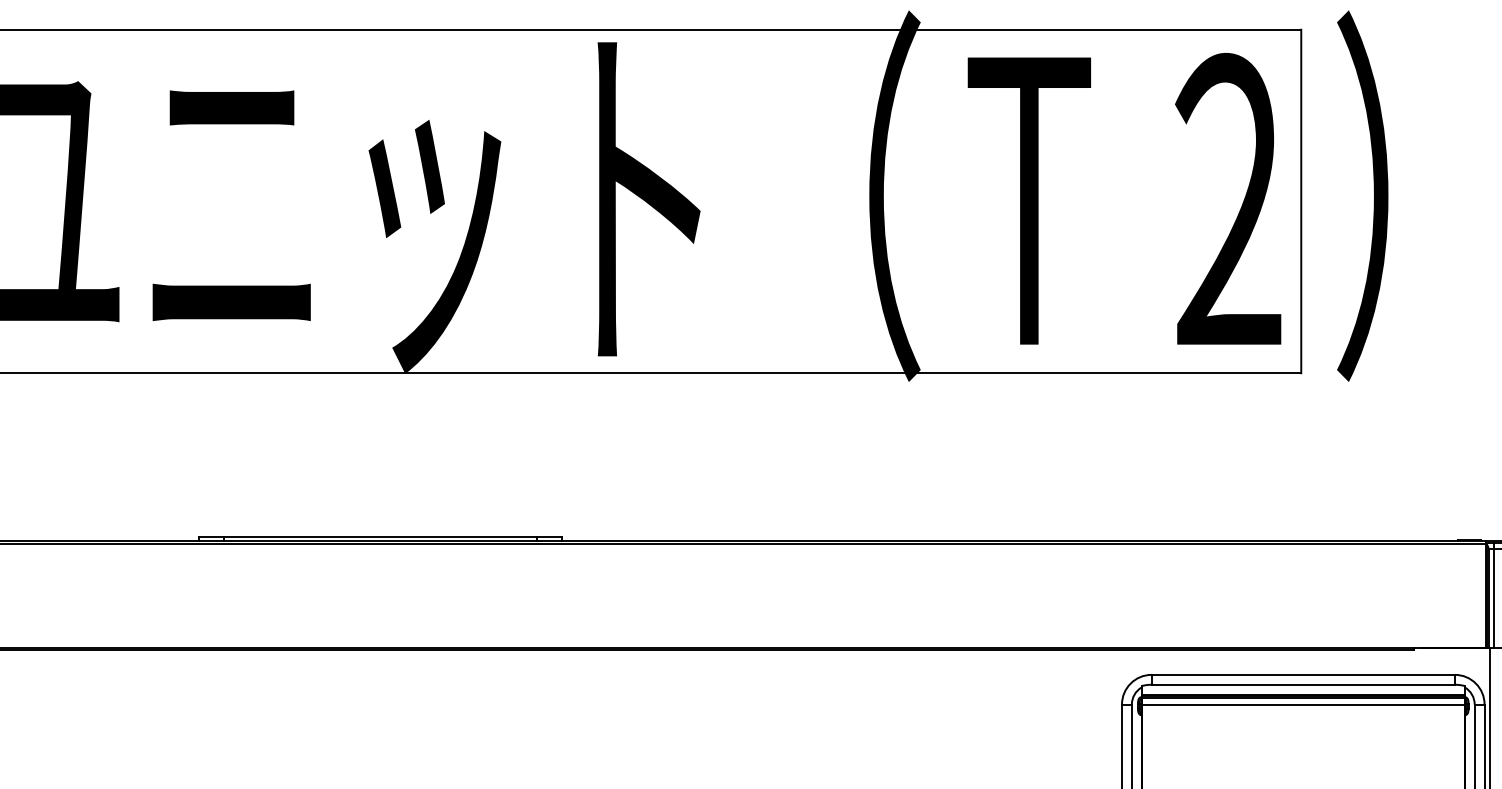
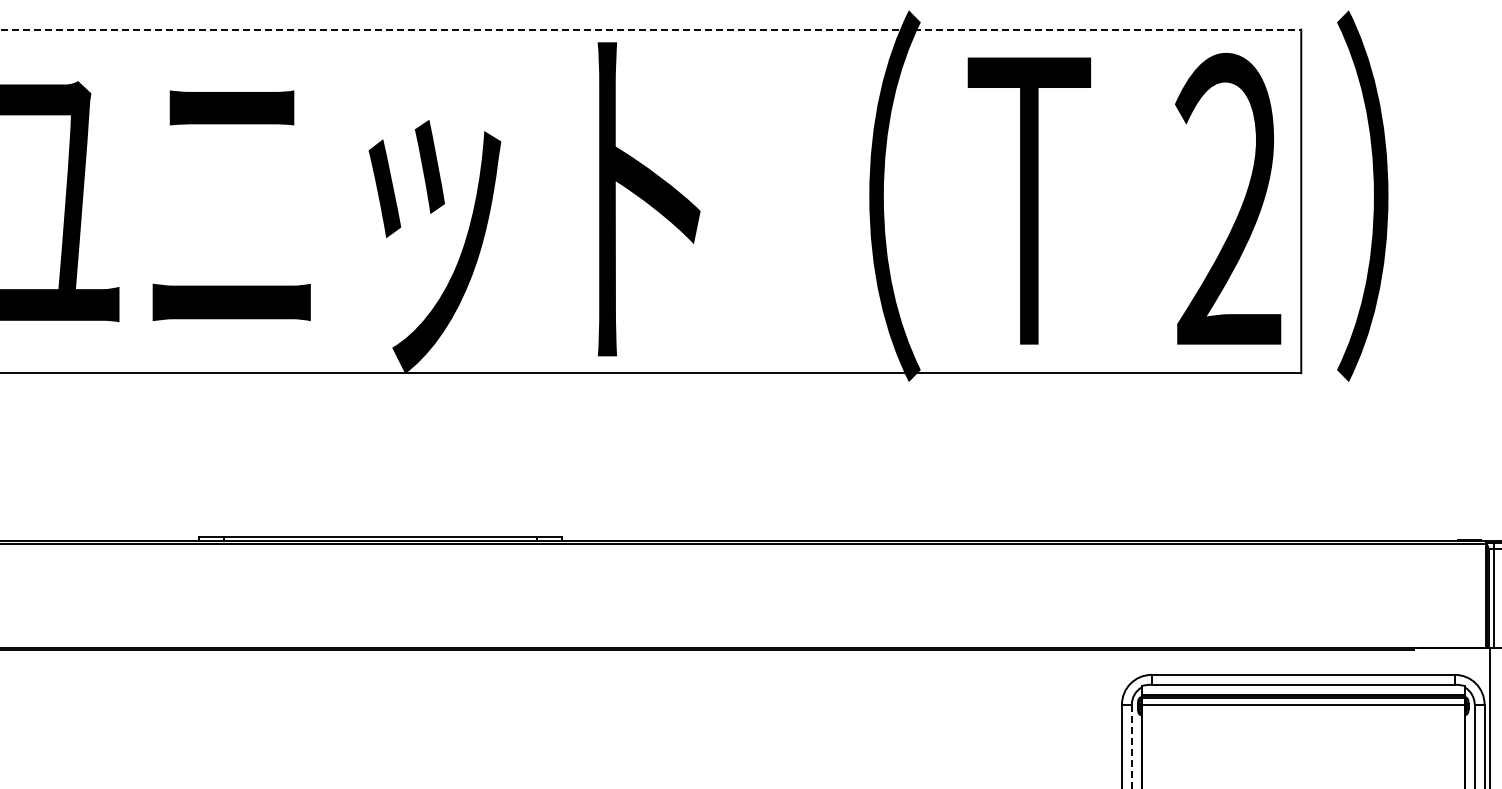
line: solid -> dashed (651, 29)
line: solid -> dashed (1131, 746)
